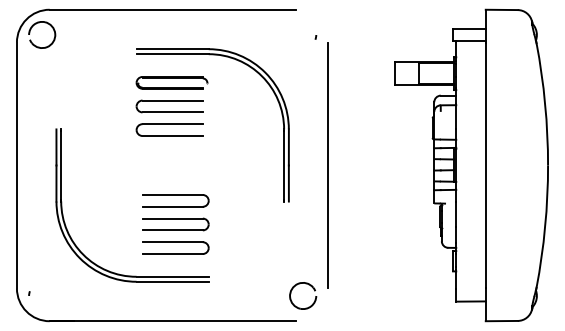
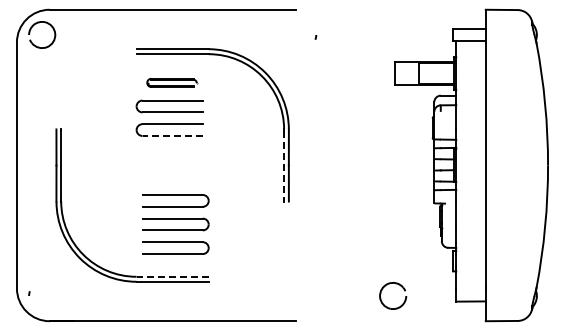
part size: 74x14 px -> 53x10 px (172, 82)
line: solid -> dashed (172, 135)
line: present -> none (328, 165)
line: solid -> dashed (284, 166)
line: solid -> dashed (172, 276)
part position: (305, 284) -> (395, 284) (395, 284)
